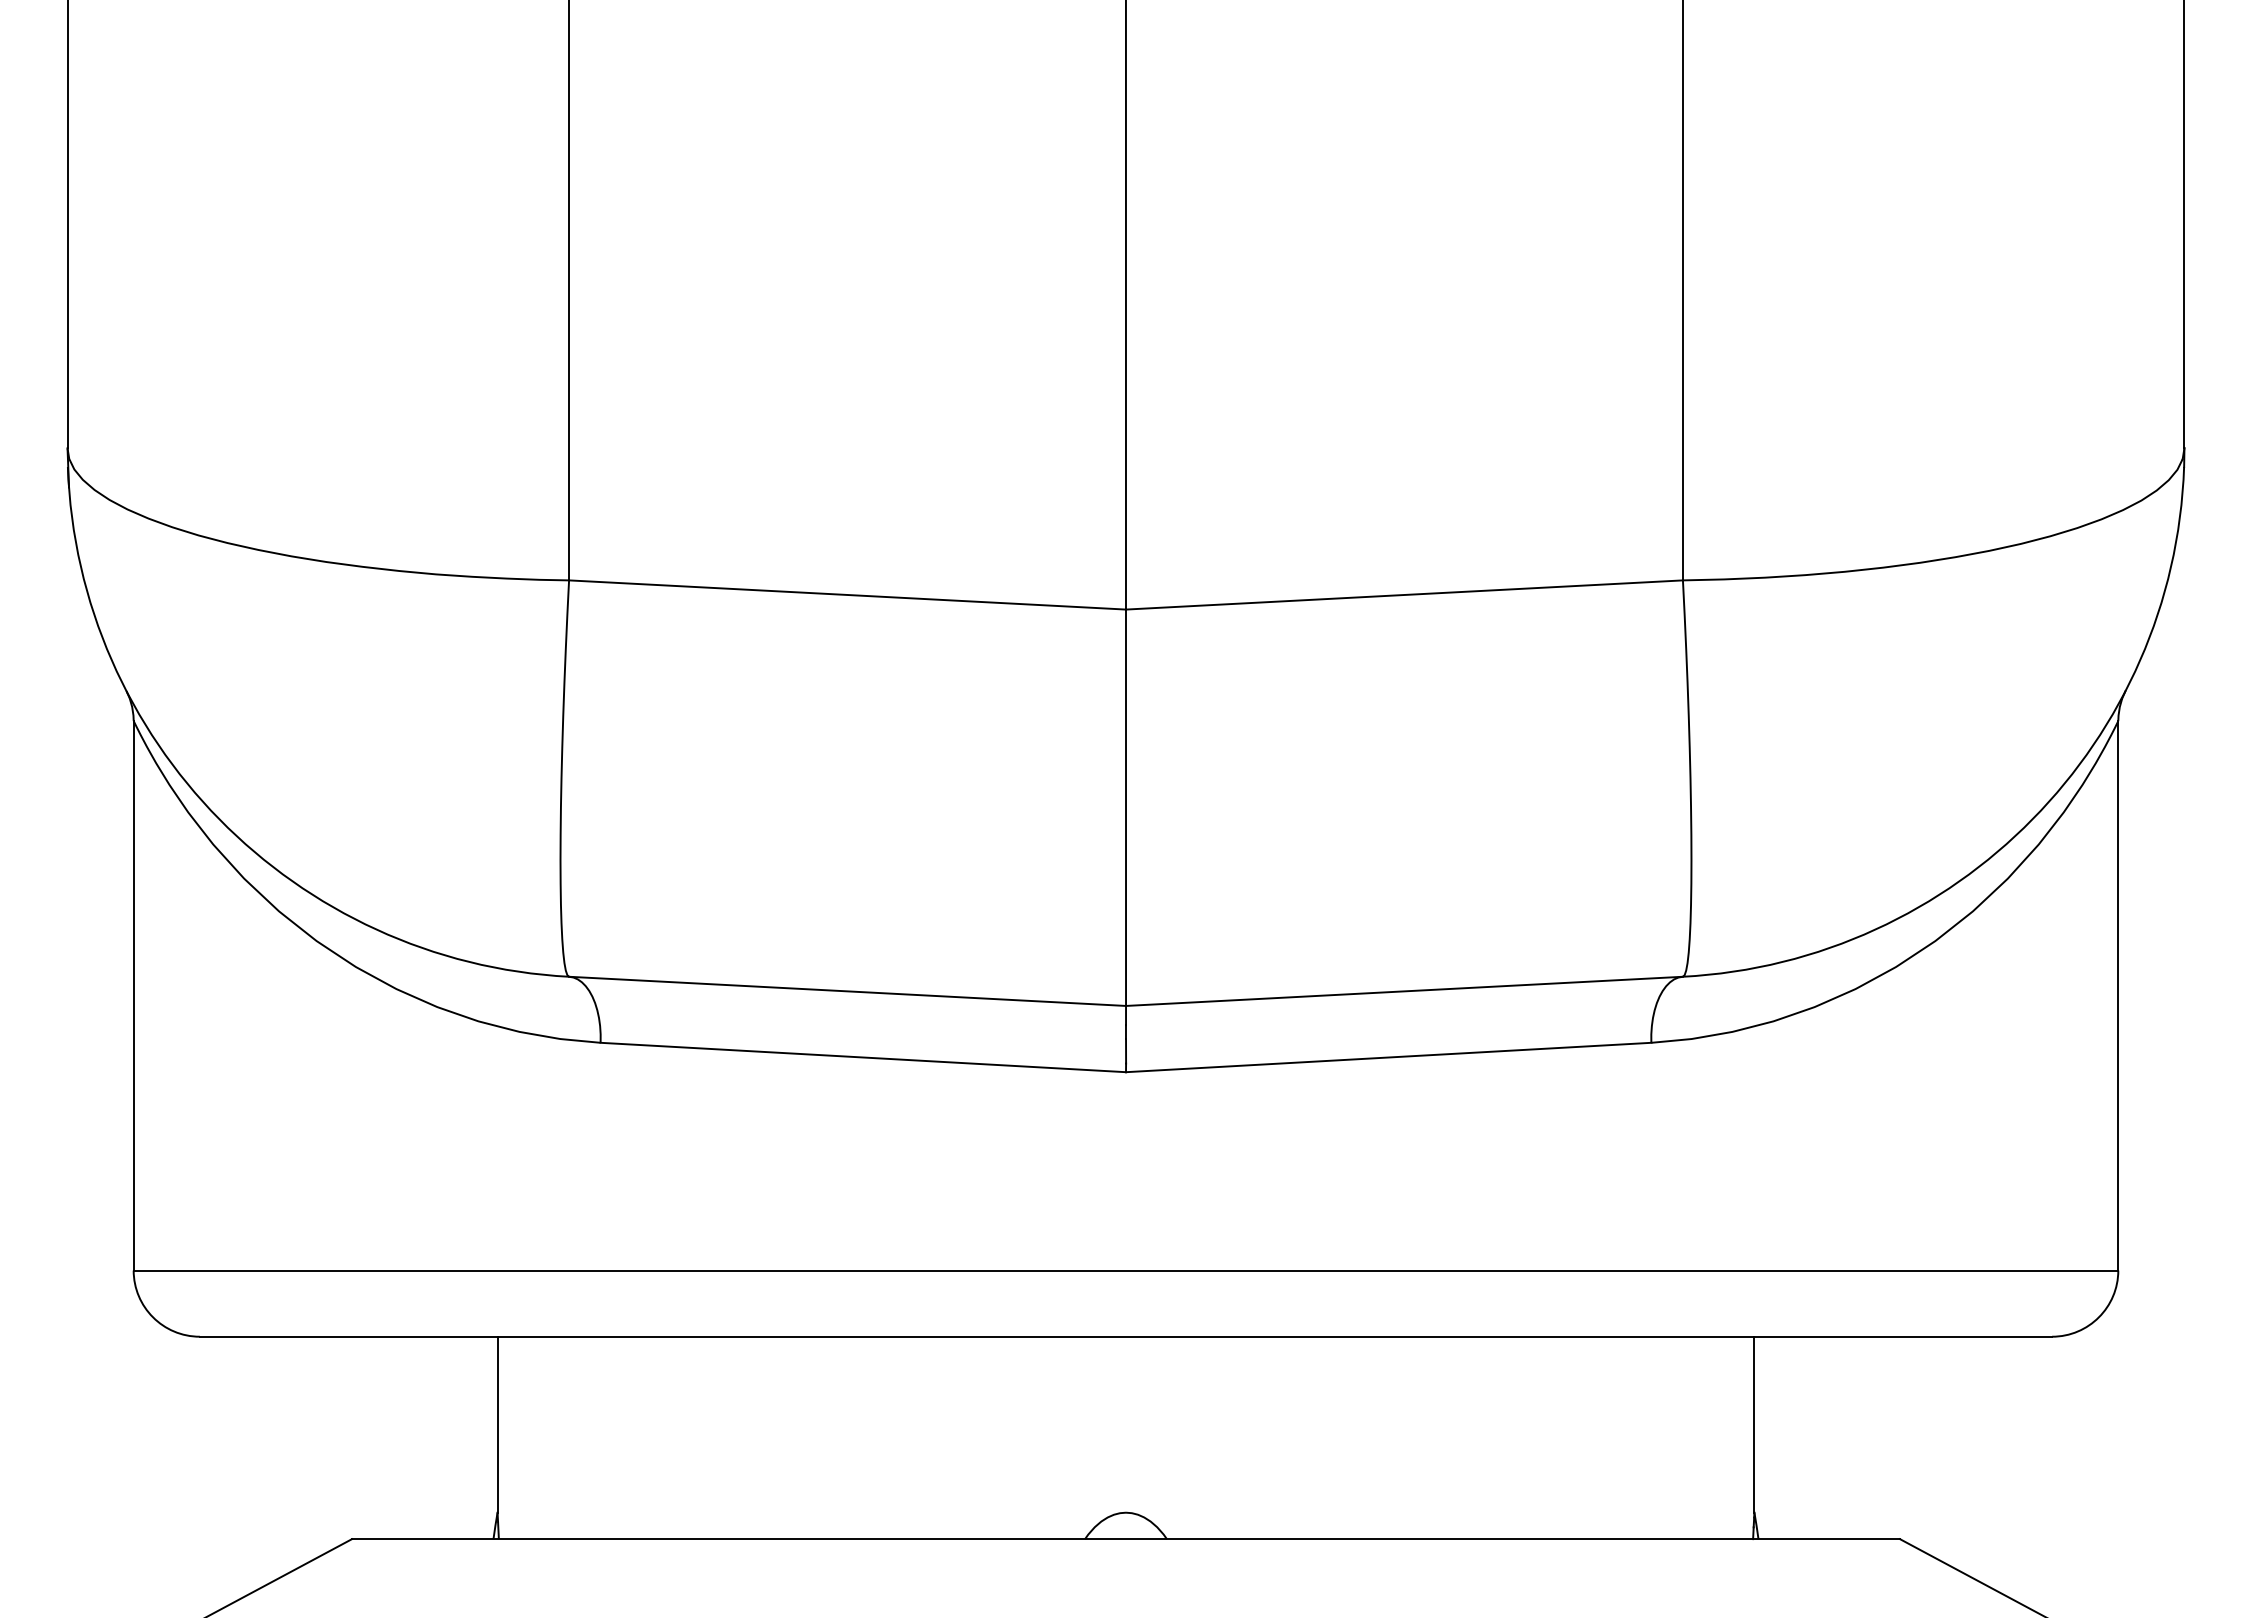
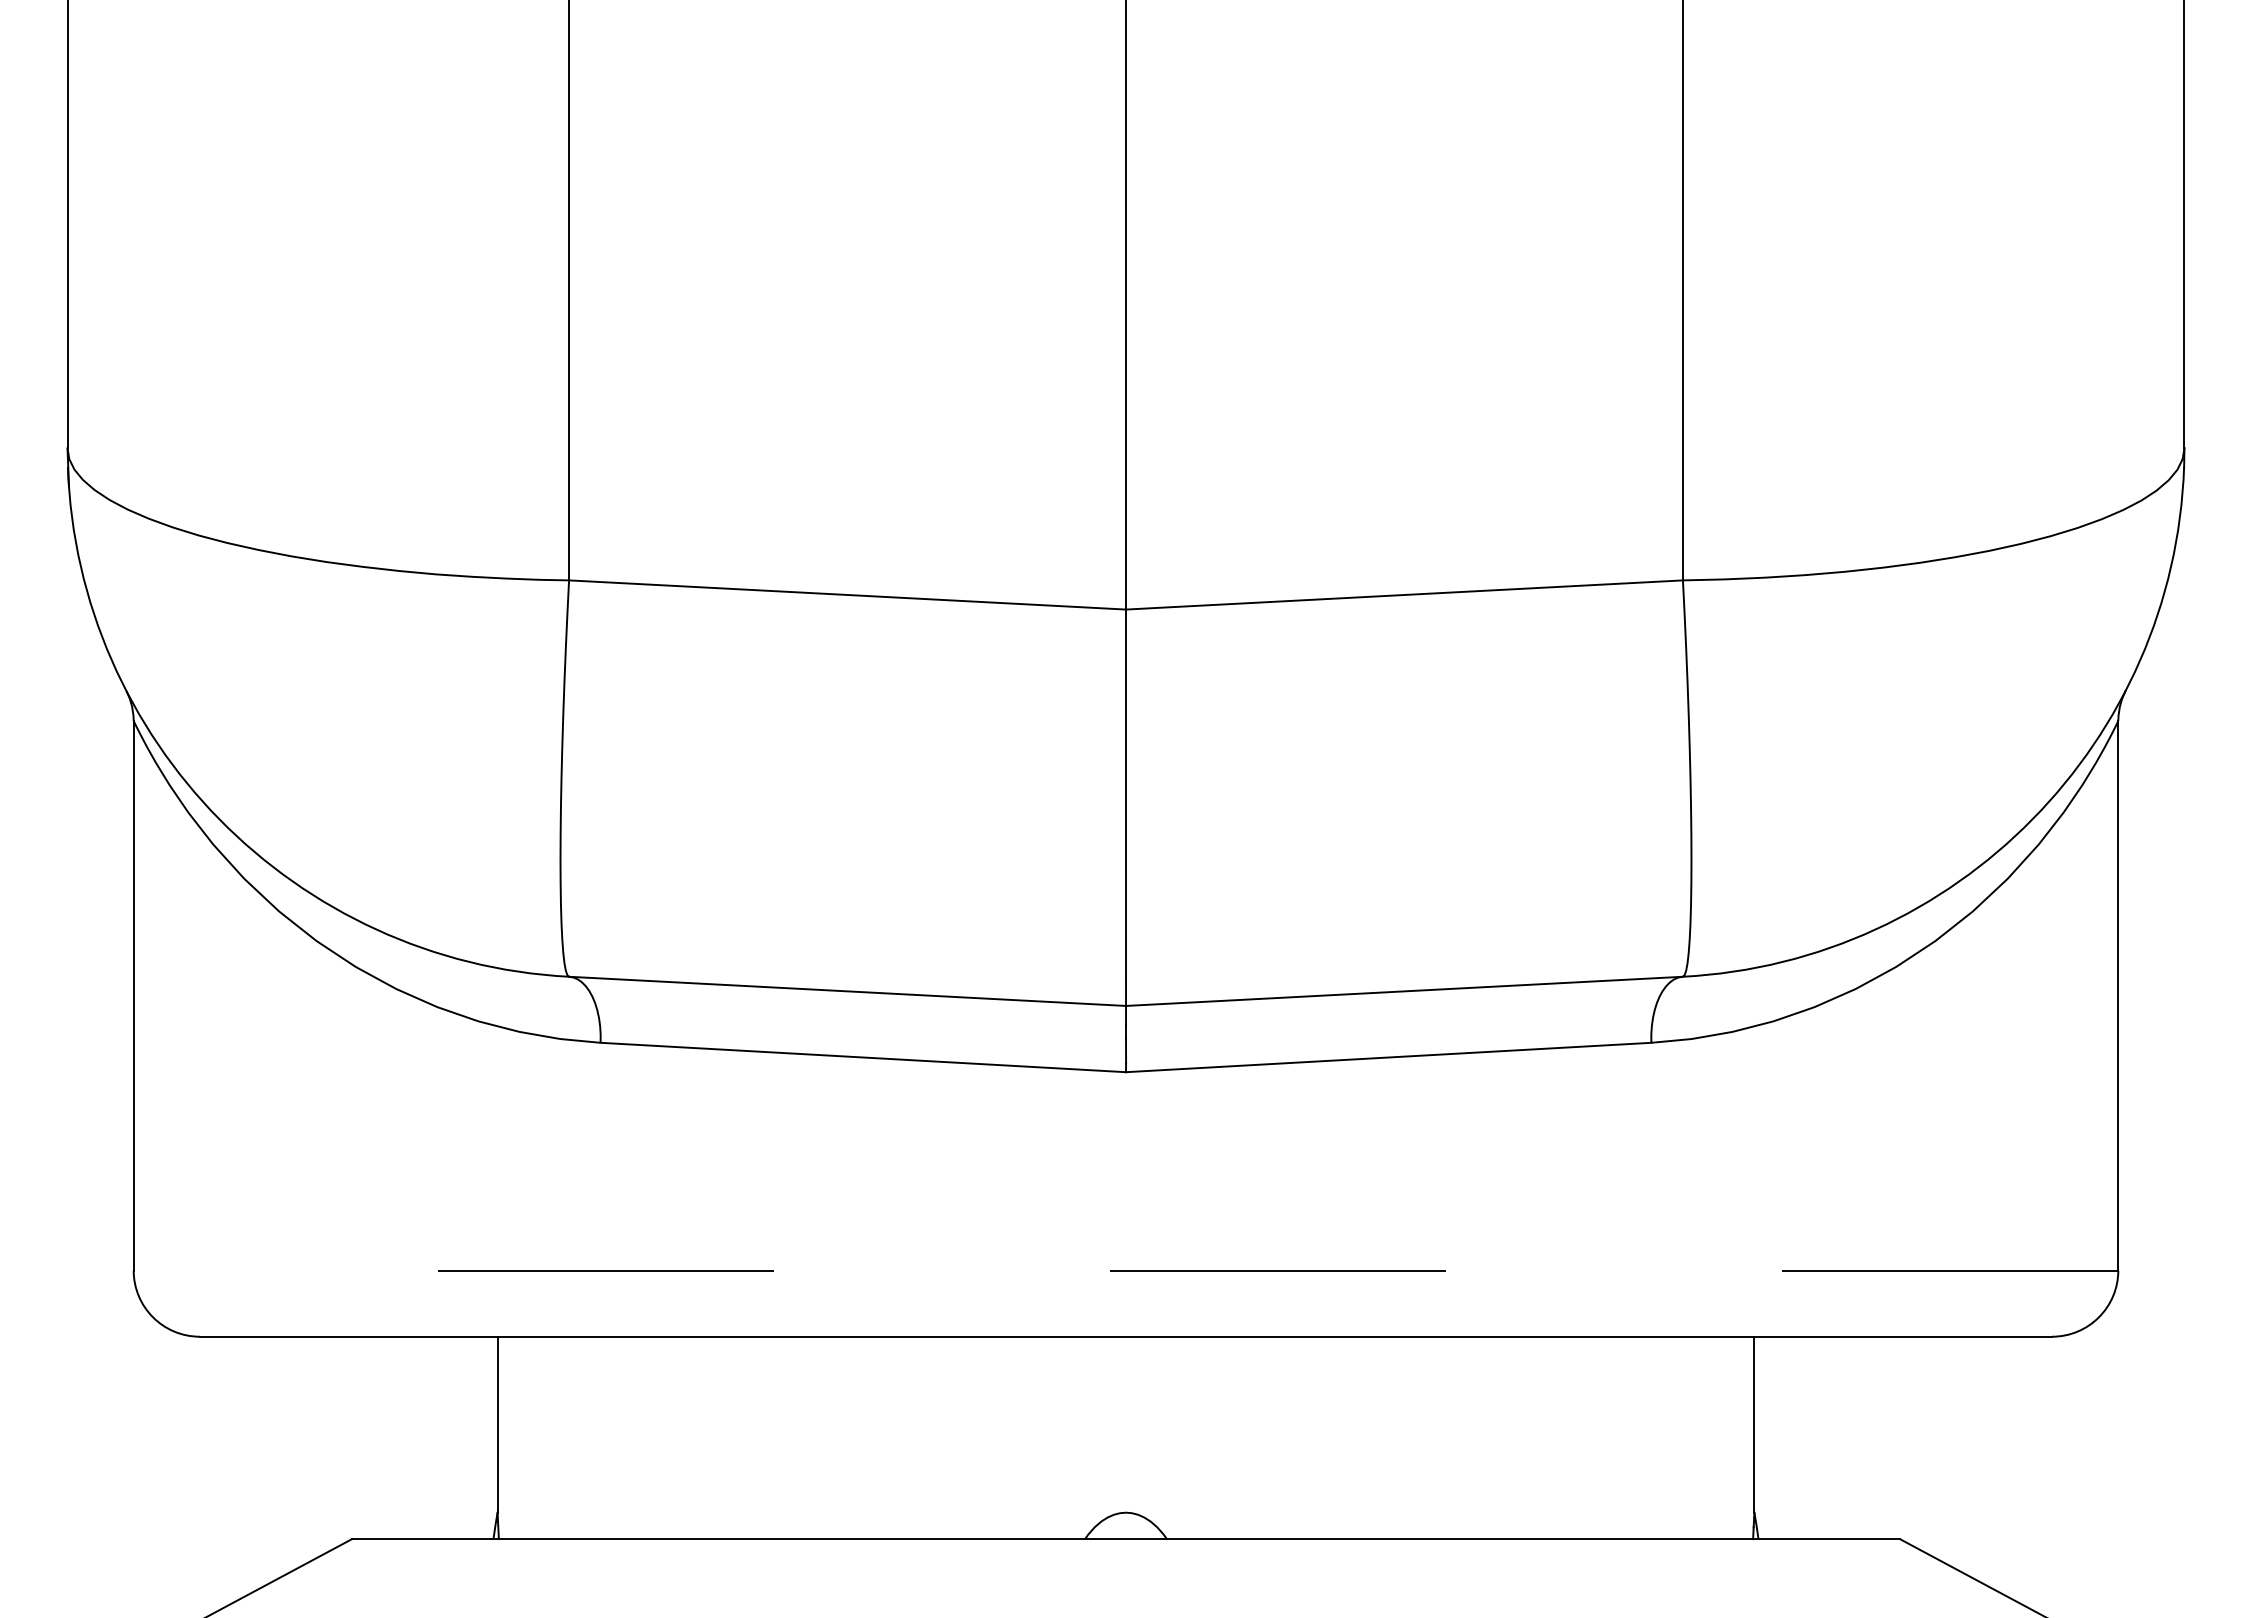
line: solid -> dashed (1125, 1270)
